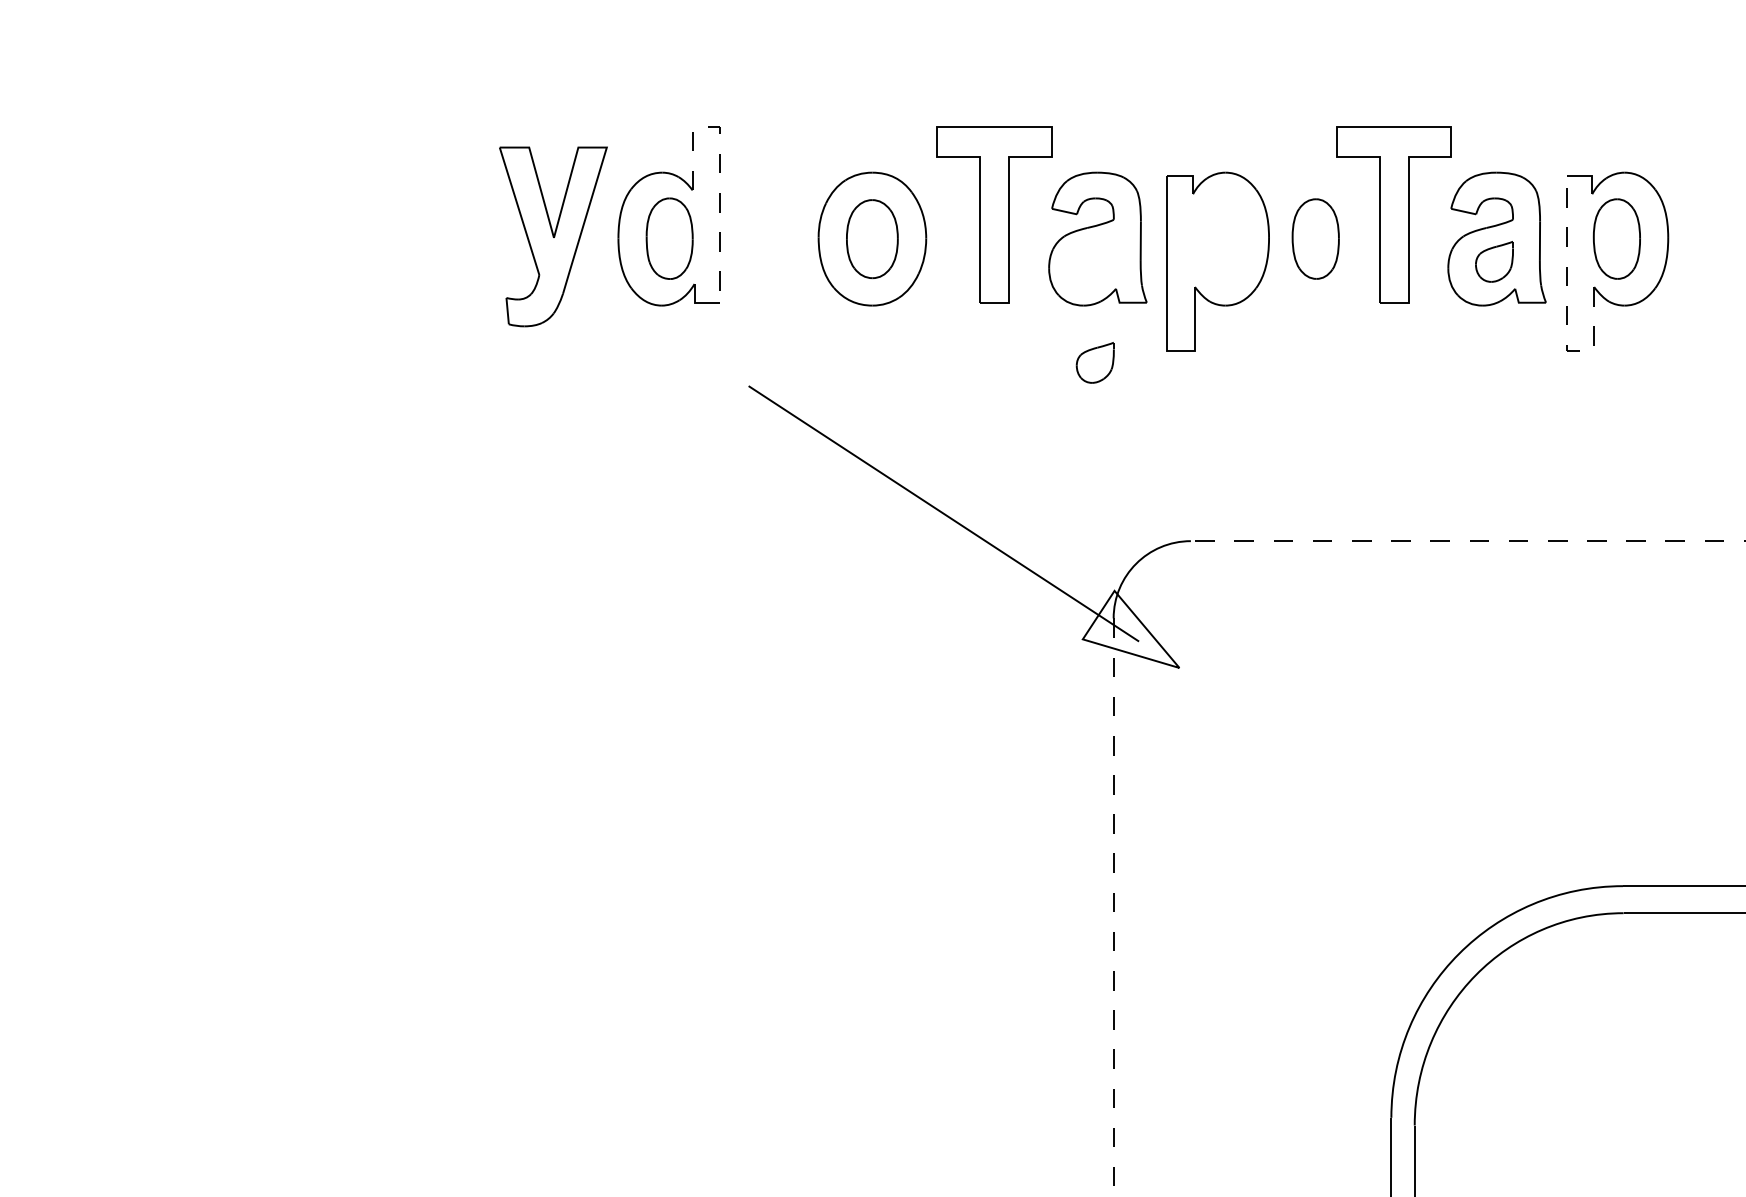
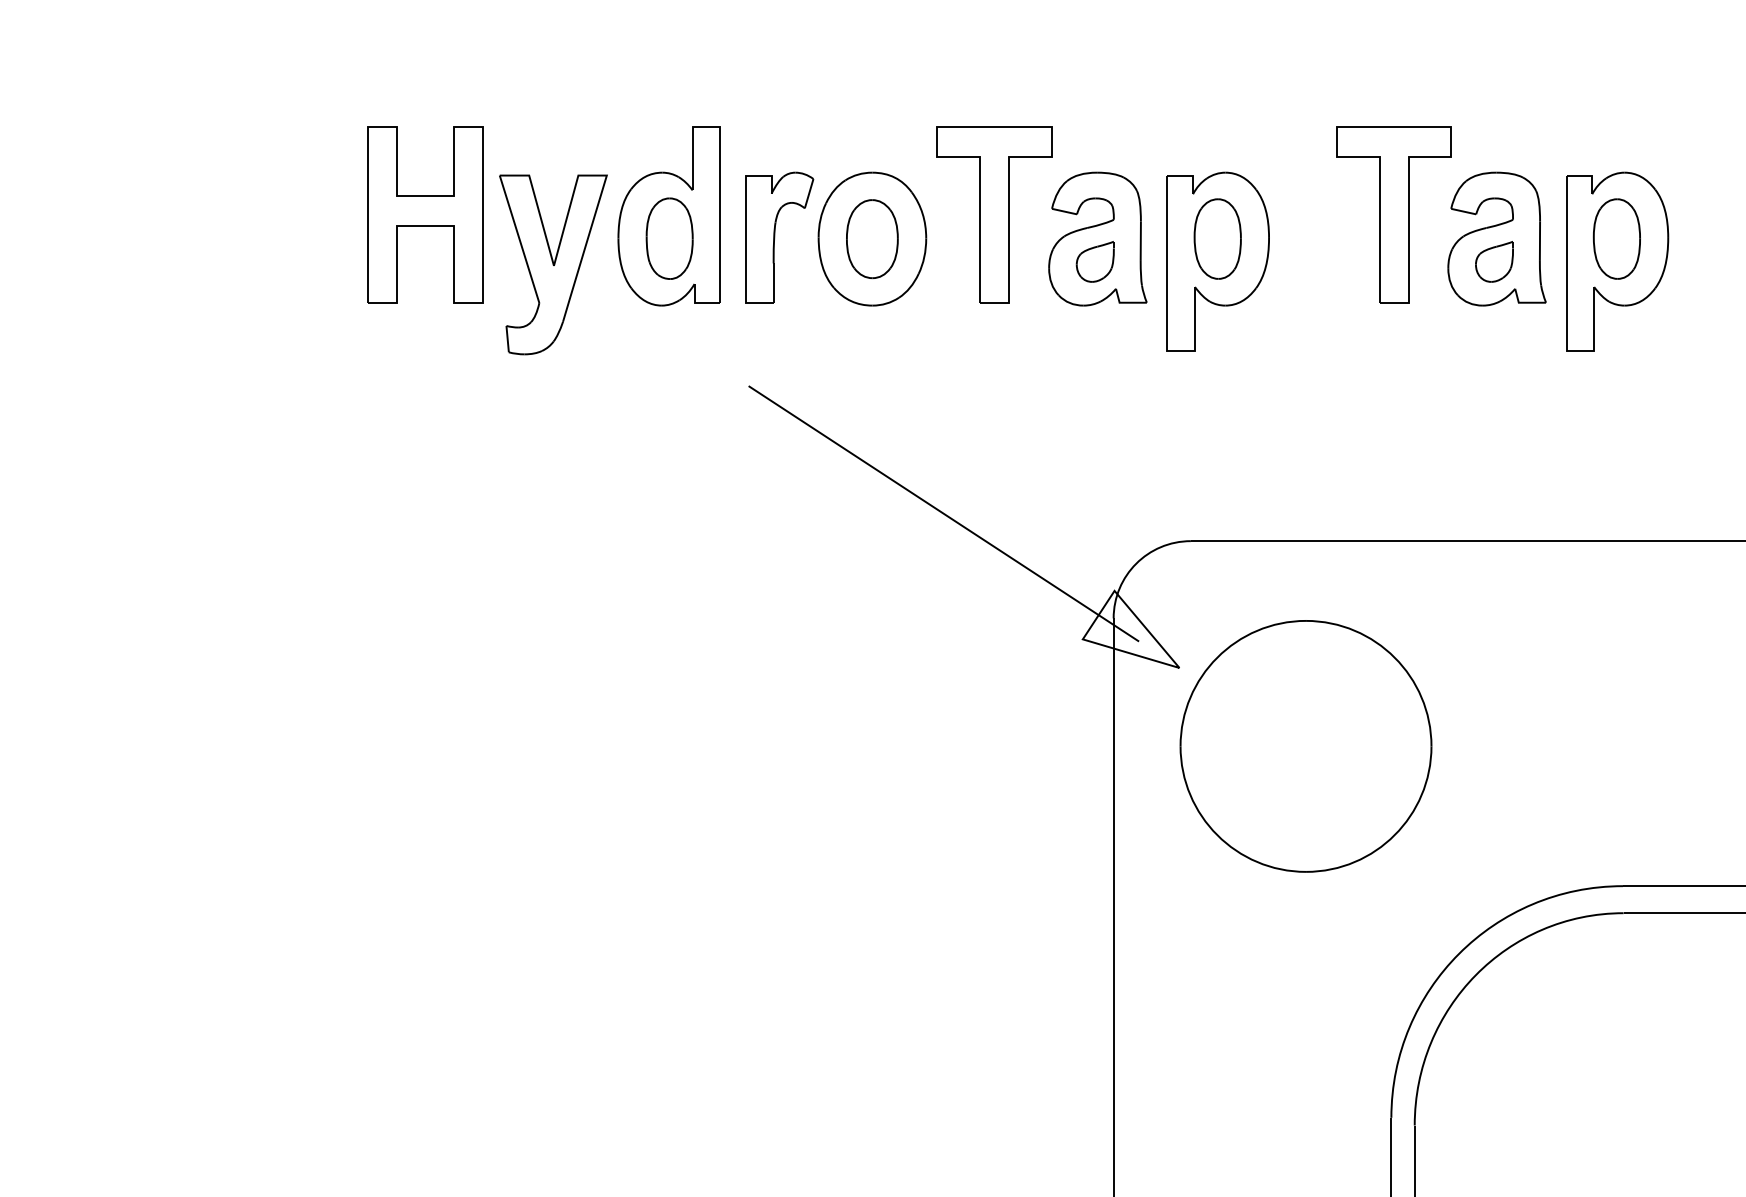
line: dashed -> solid (720, 168)
part: none -> present (425, 214)
part position: (553, 236) -> (553, 264) (553, 264)
part: none -> present (779, 237)
part position: (1315, 238) -> (1217, 238) (1217, 238)
line: dashed -> solid (1566, 310)
part position: (1094, 362) -> (1094, 261) (1094, 261)
line: dashed -> solid (1467, 541)
part: none -> present (1305, 746)
line: dashed -> solid (1113, 907)
